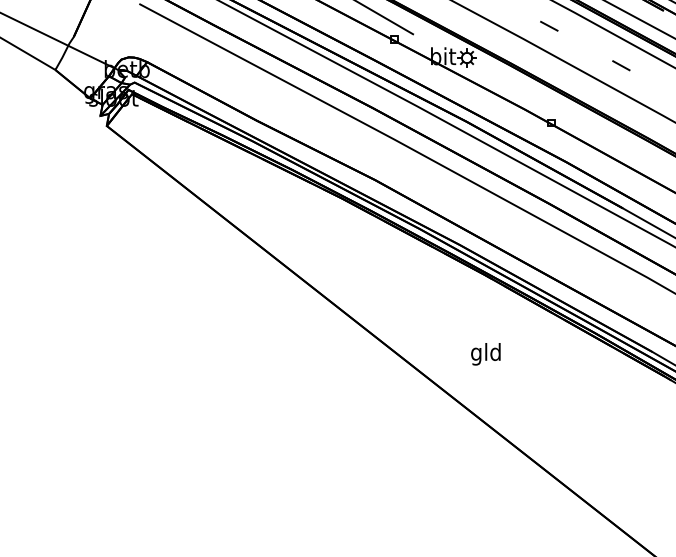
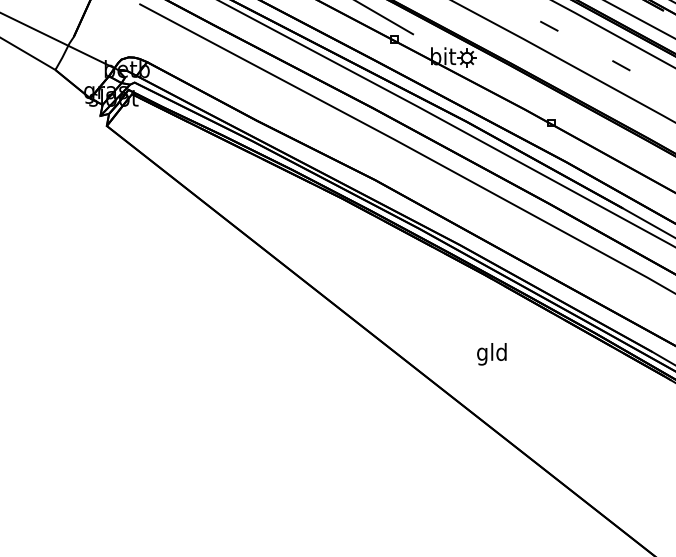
text position: (485, 354) -> (491, 354) (491, 354)
